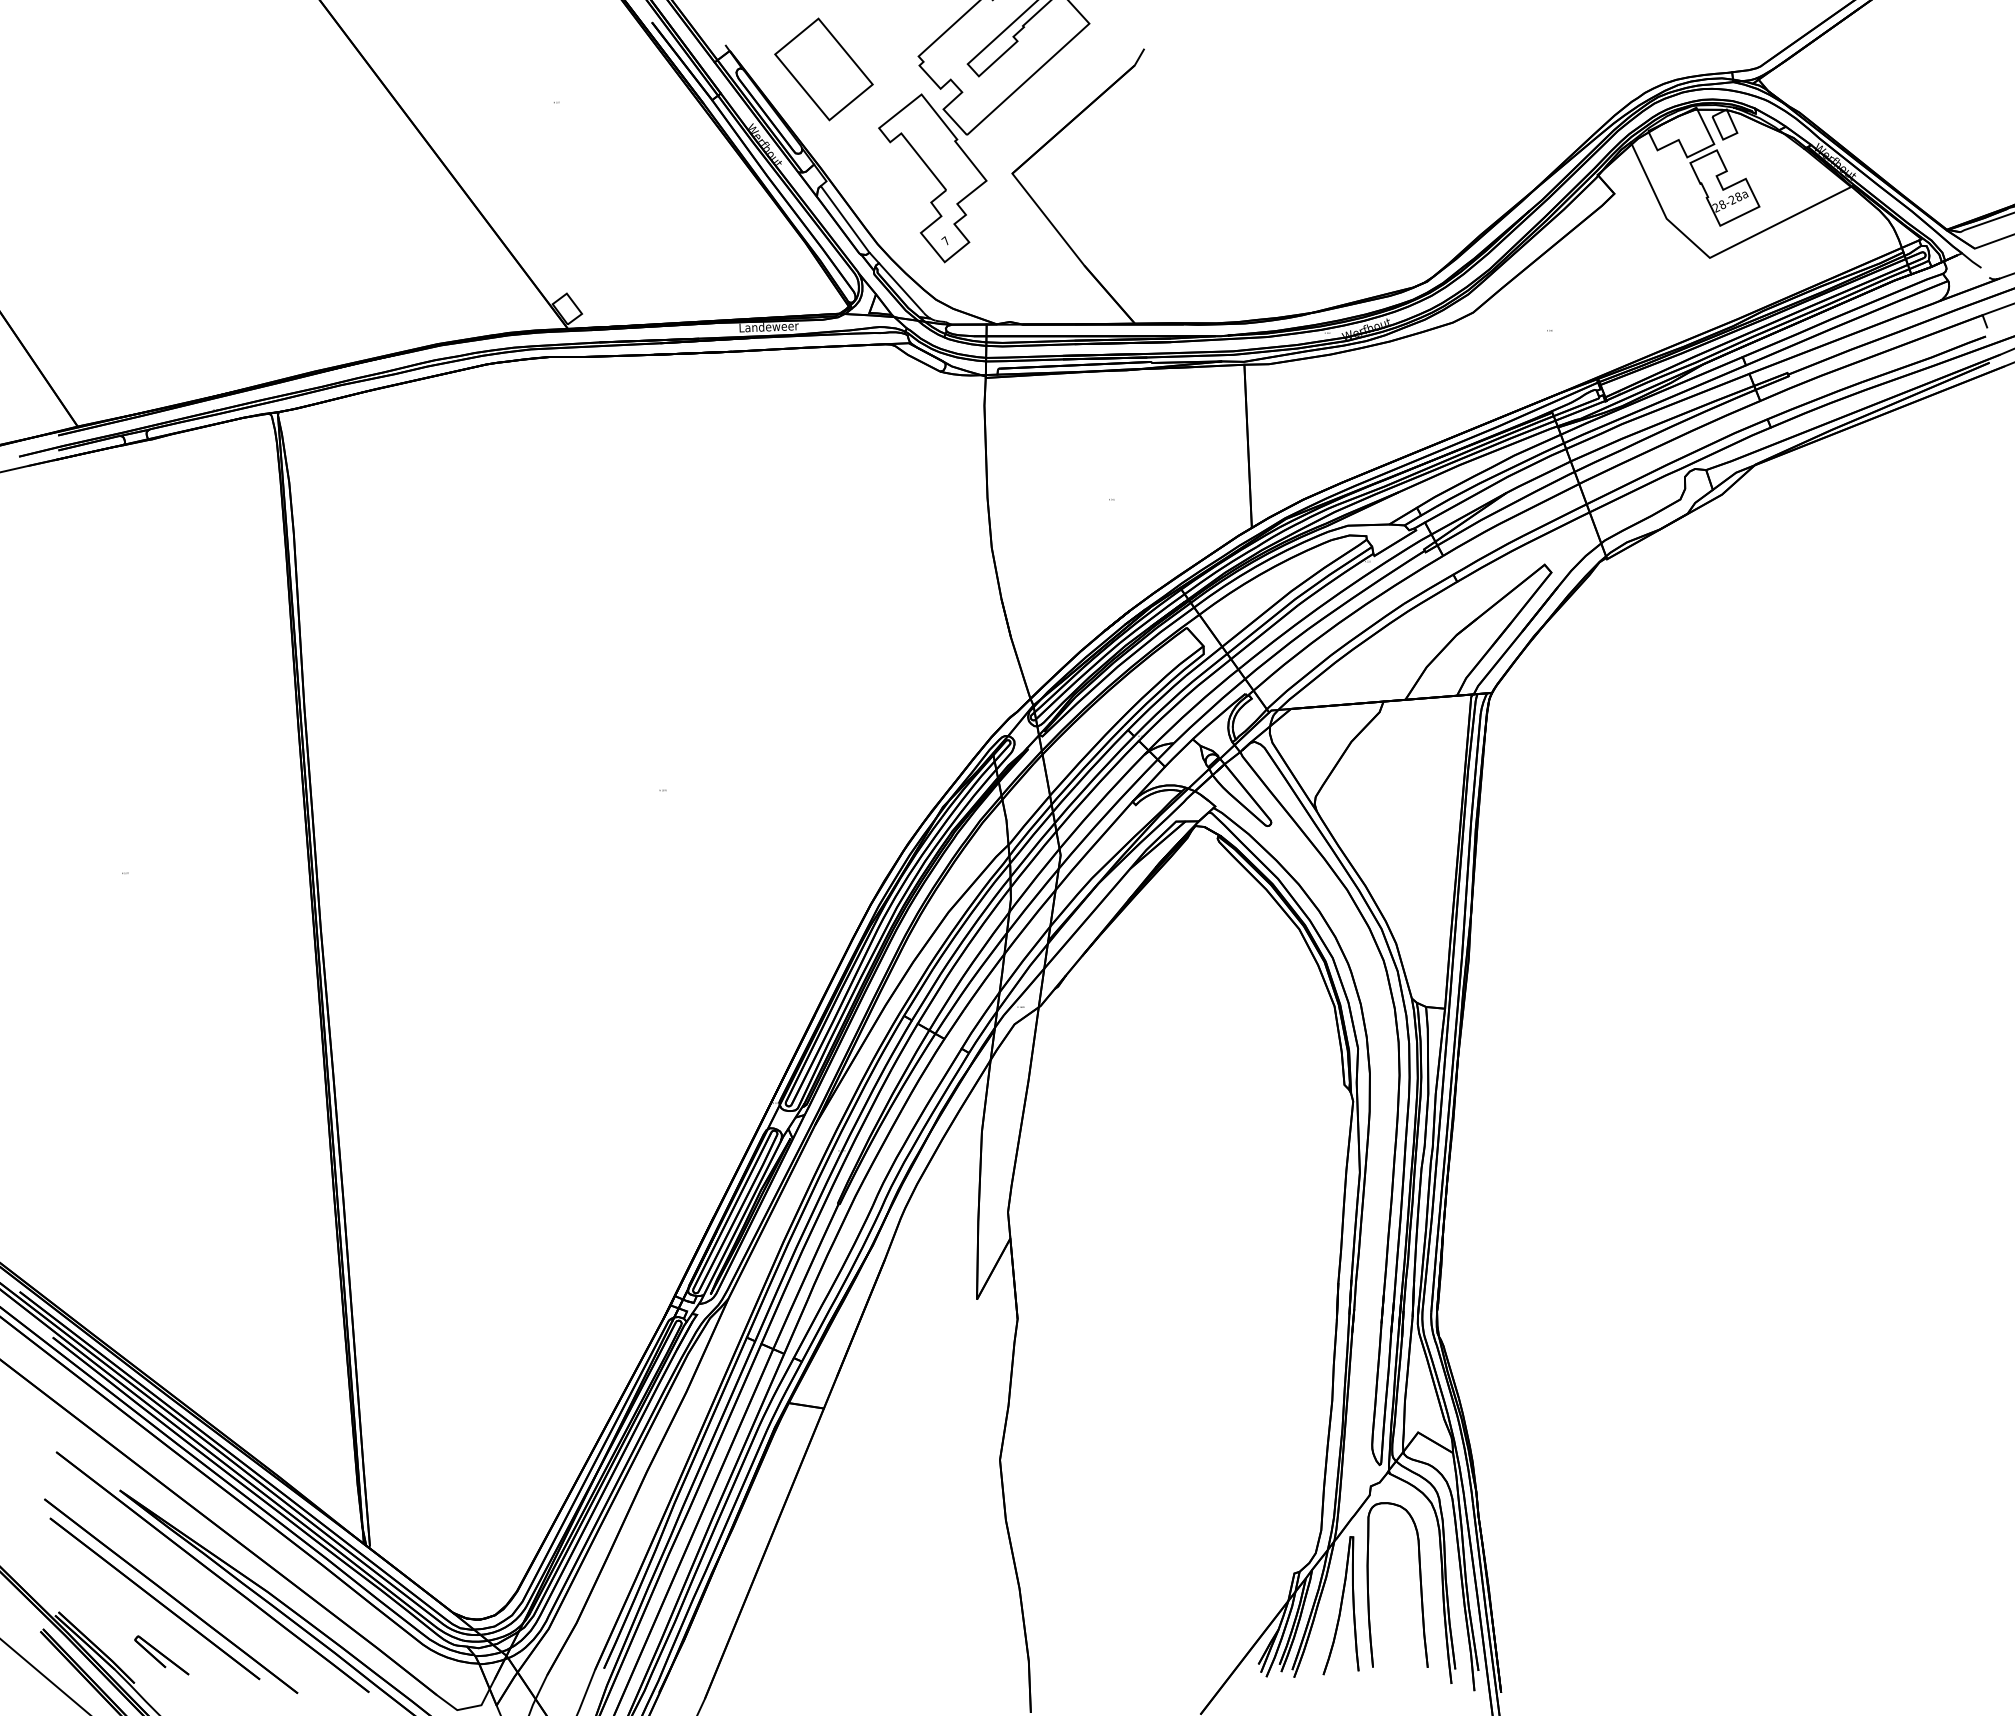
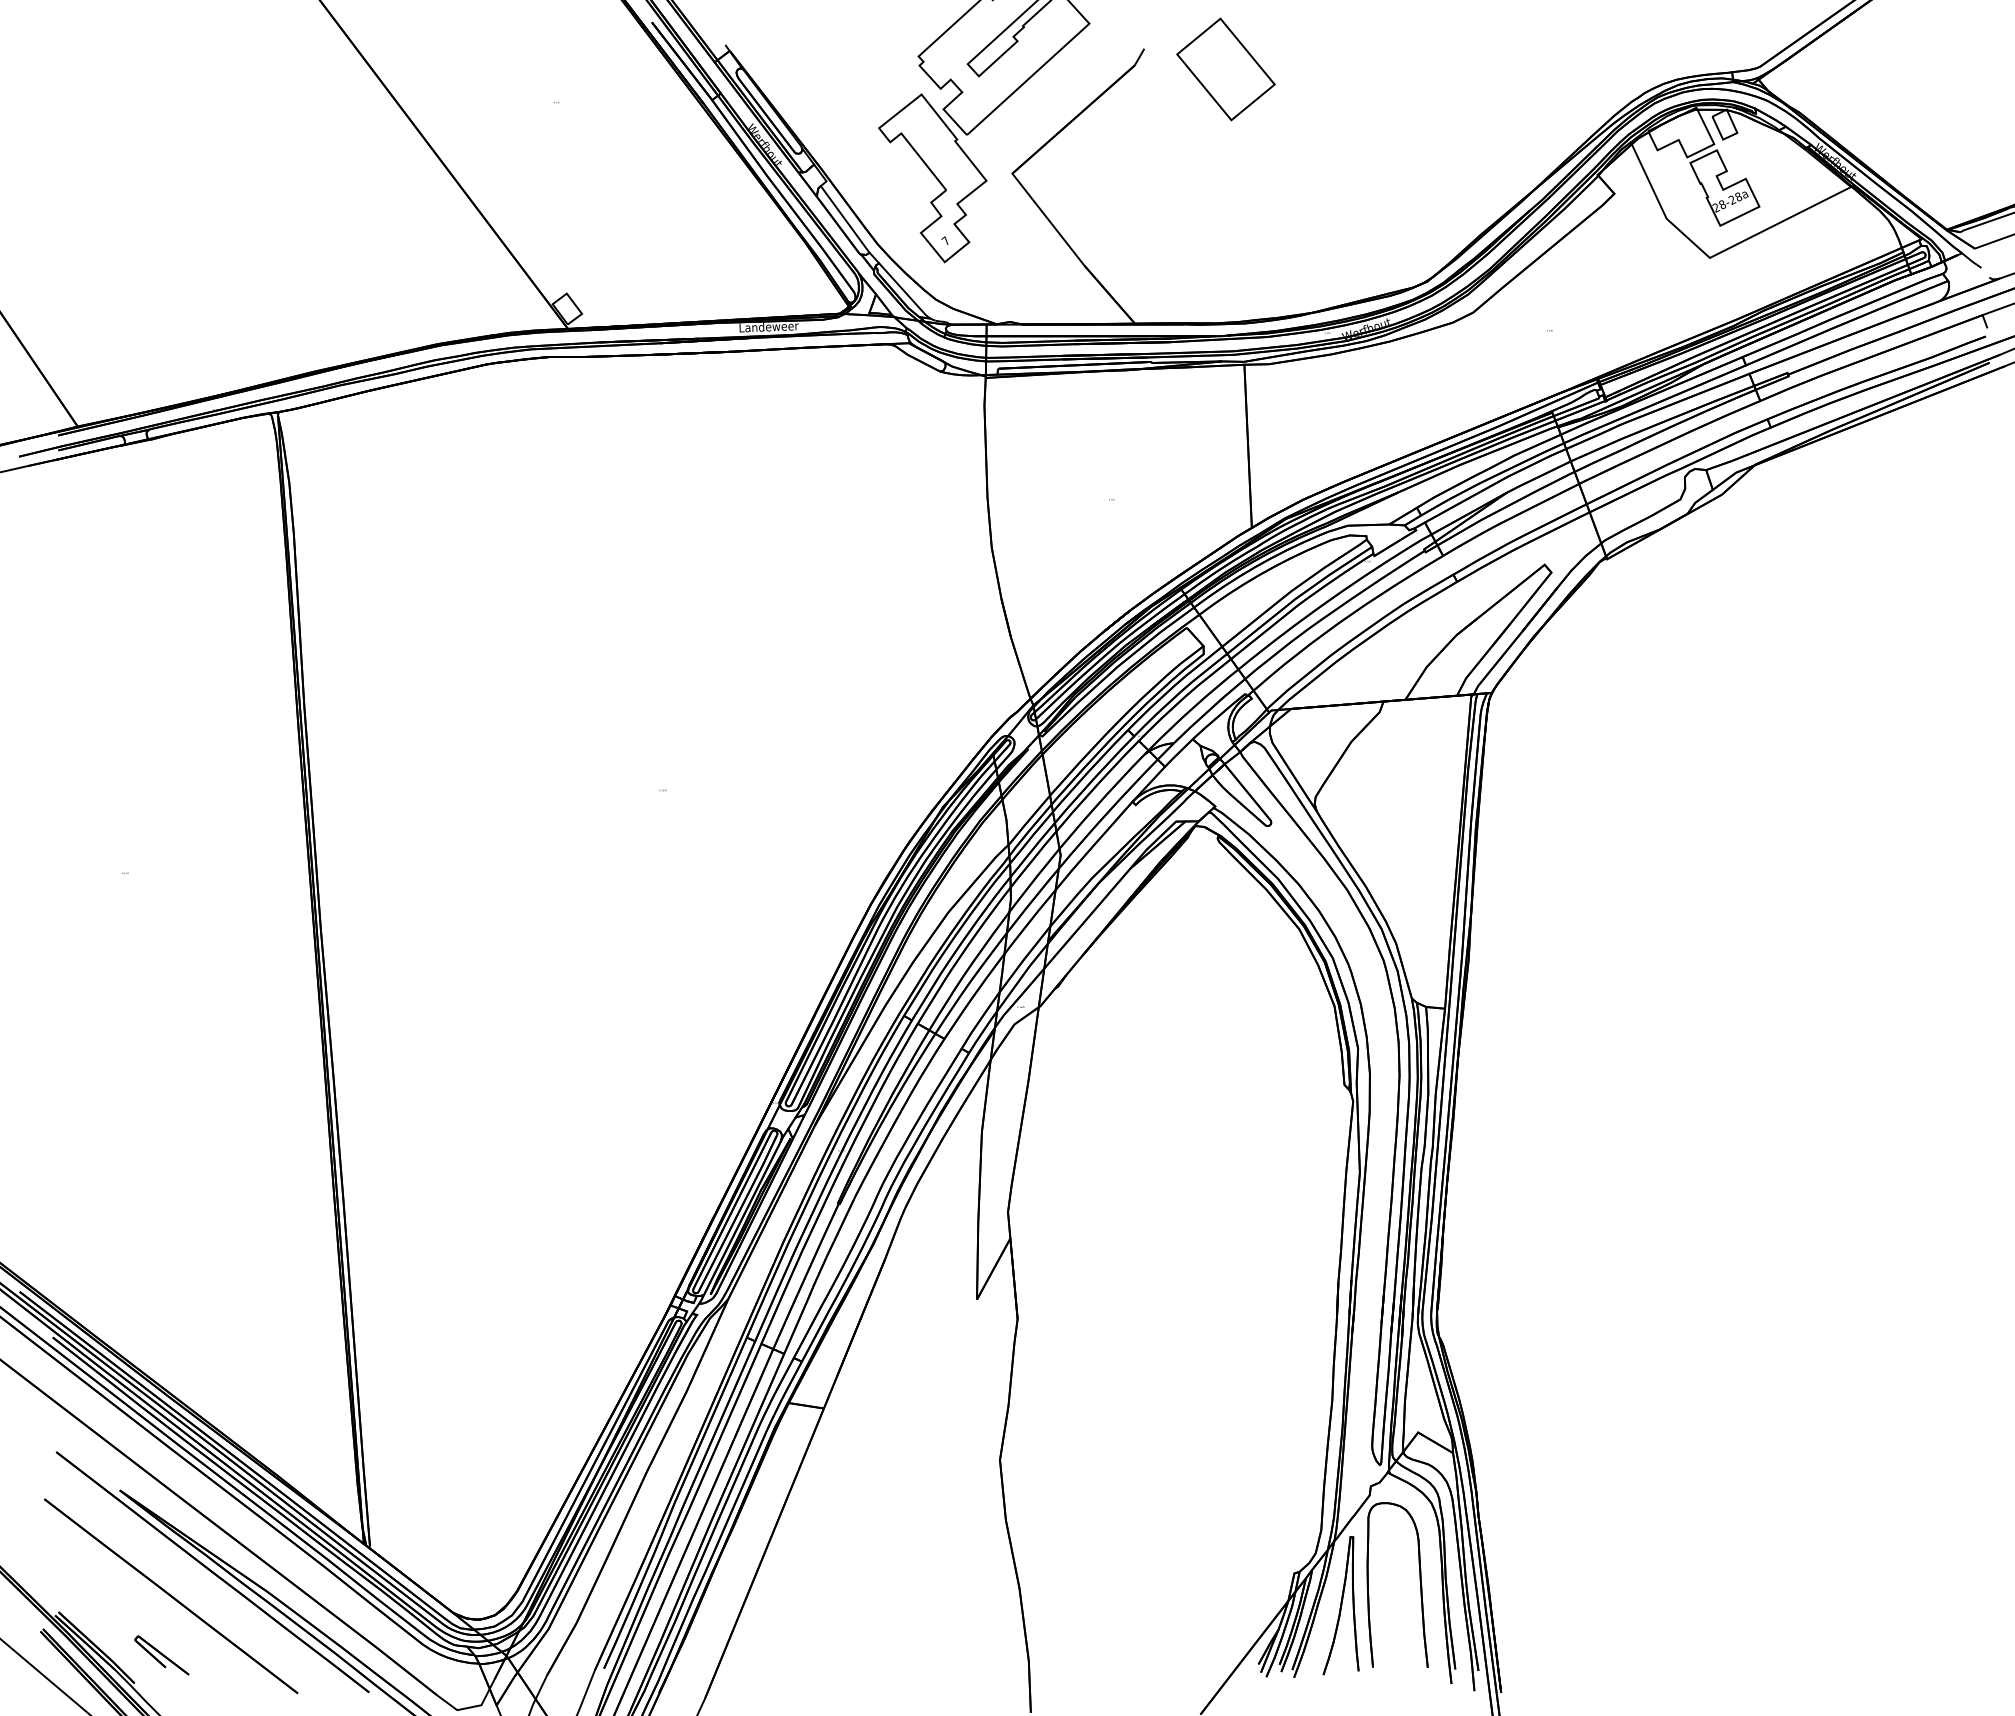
part position: (823, 69) -> (1225, 69) (1225, 69)
line: present -> none (154, 1598)
